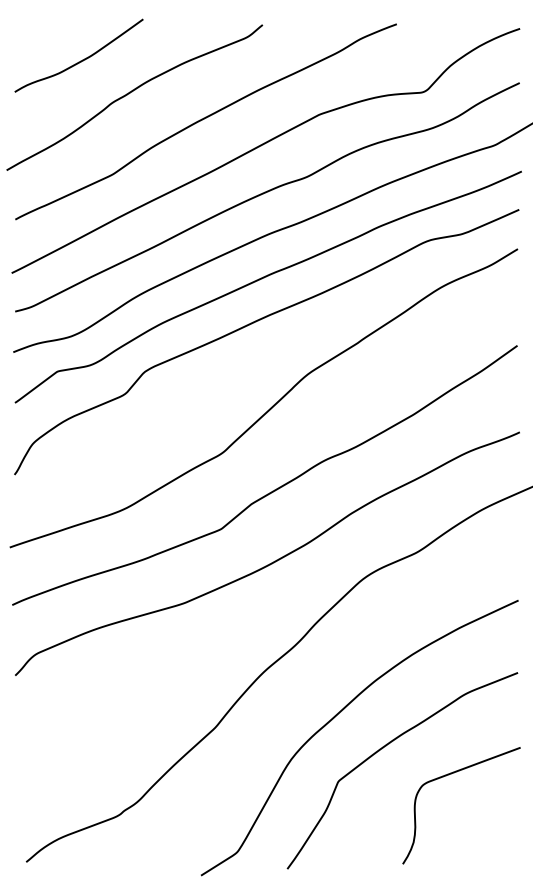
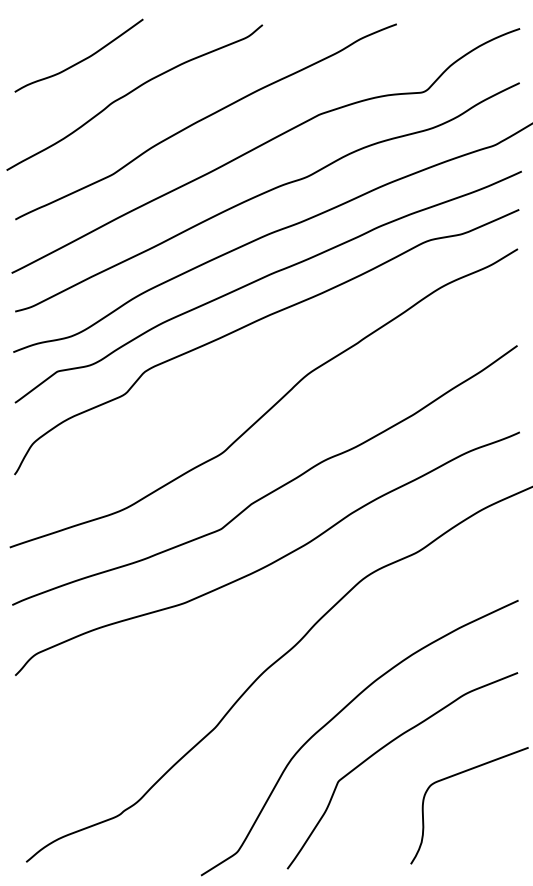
curve position: (451, 774) -> (459, 774) (459, 774)
